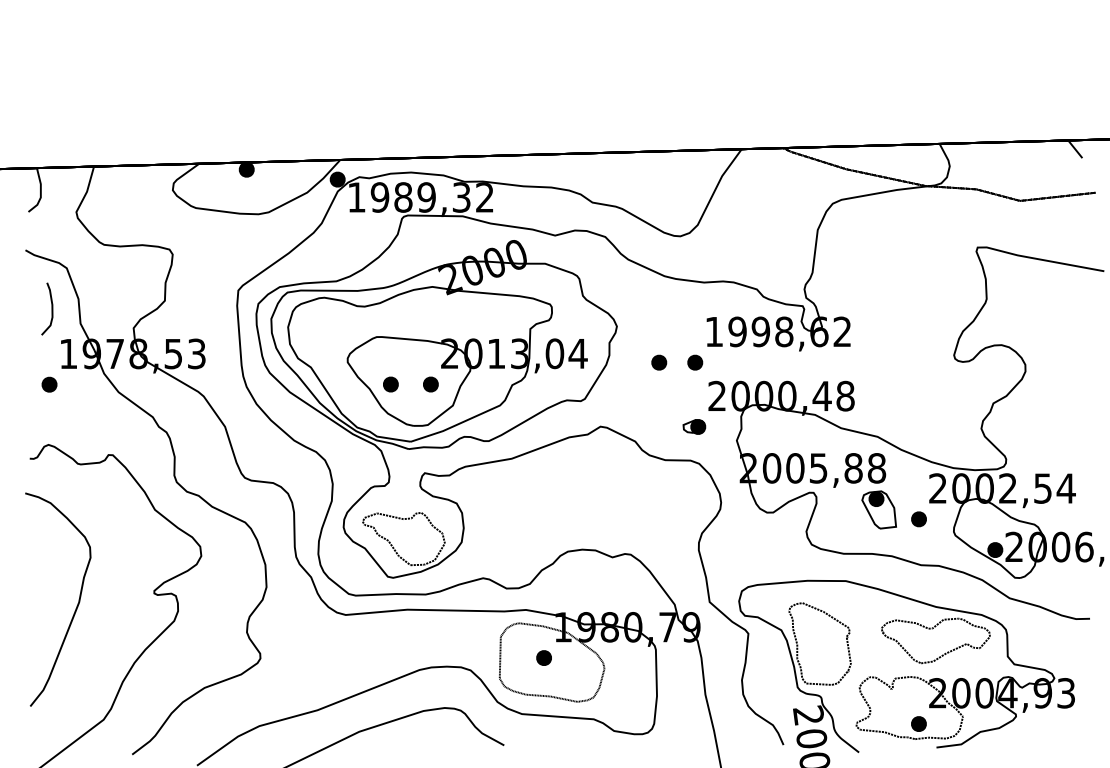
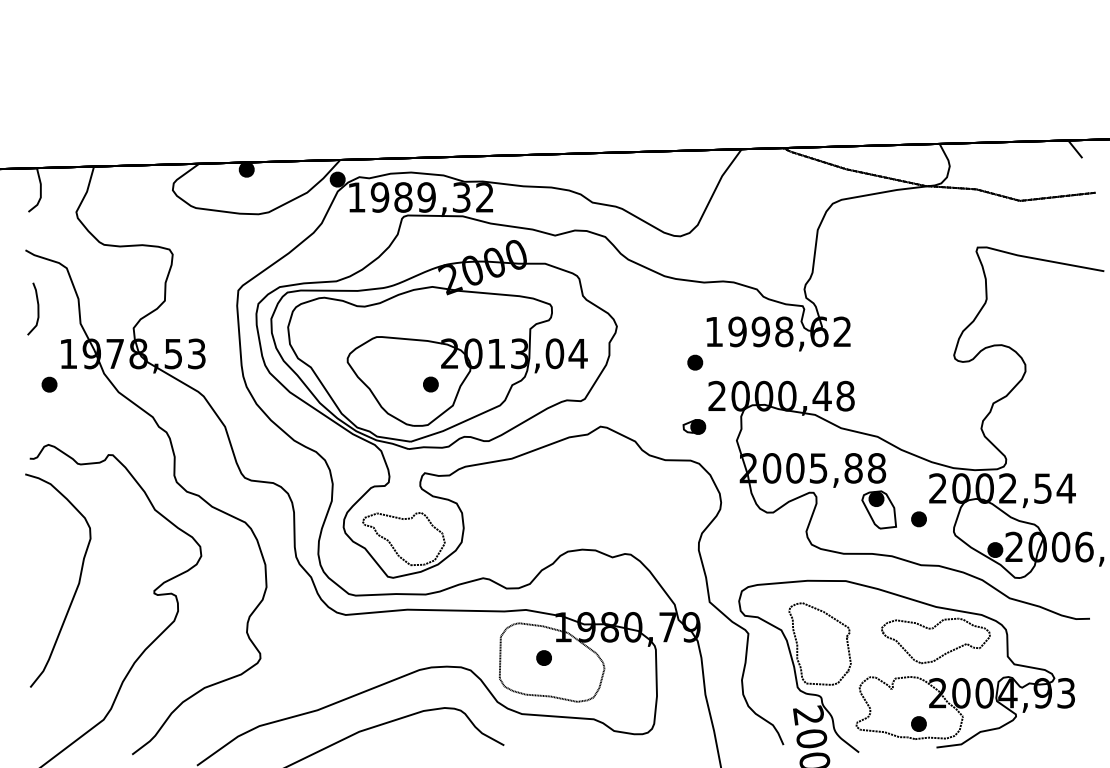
curve position: (51, 308) -> (37, 308) (37, 308)
part: present -> none (659, 362)
part: present -> none (390, 384)
curve position: (75, 608) -> (75, 589) (75, 589)
